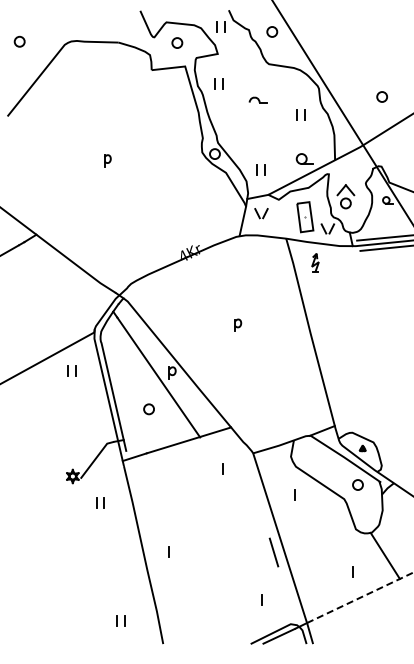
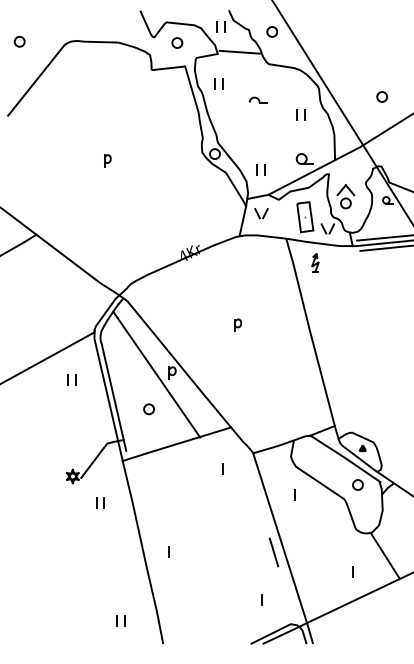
line: none -> present (239, 51)
part position: (71, 370) -> (71, 379) (71, 379)
line: dashed -> solid (360, 597)
